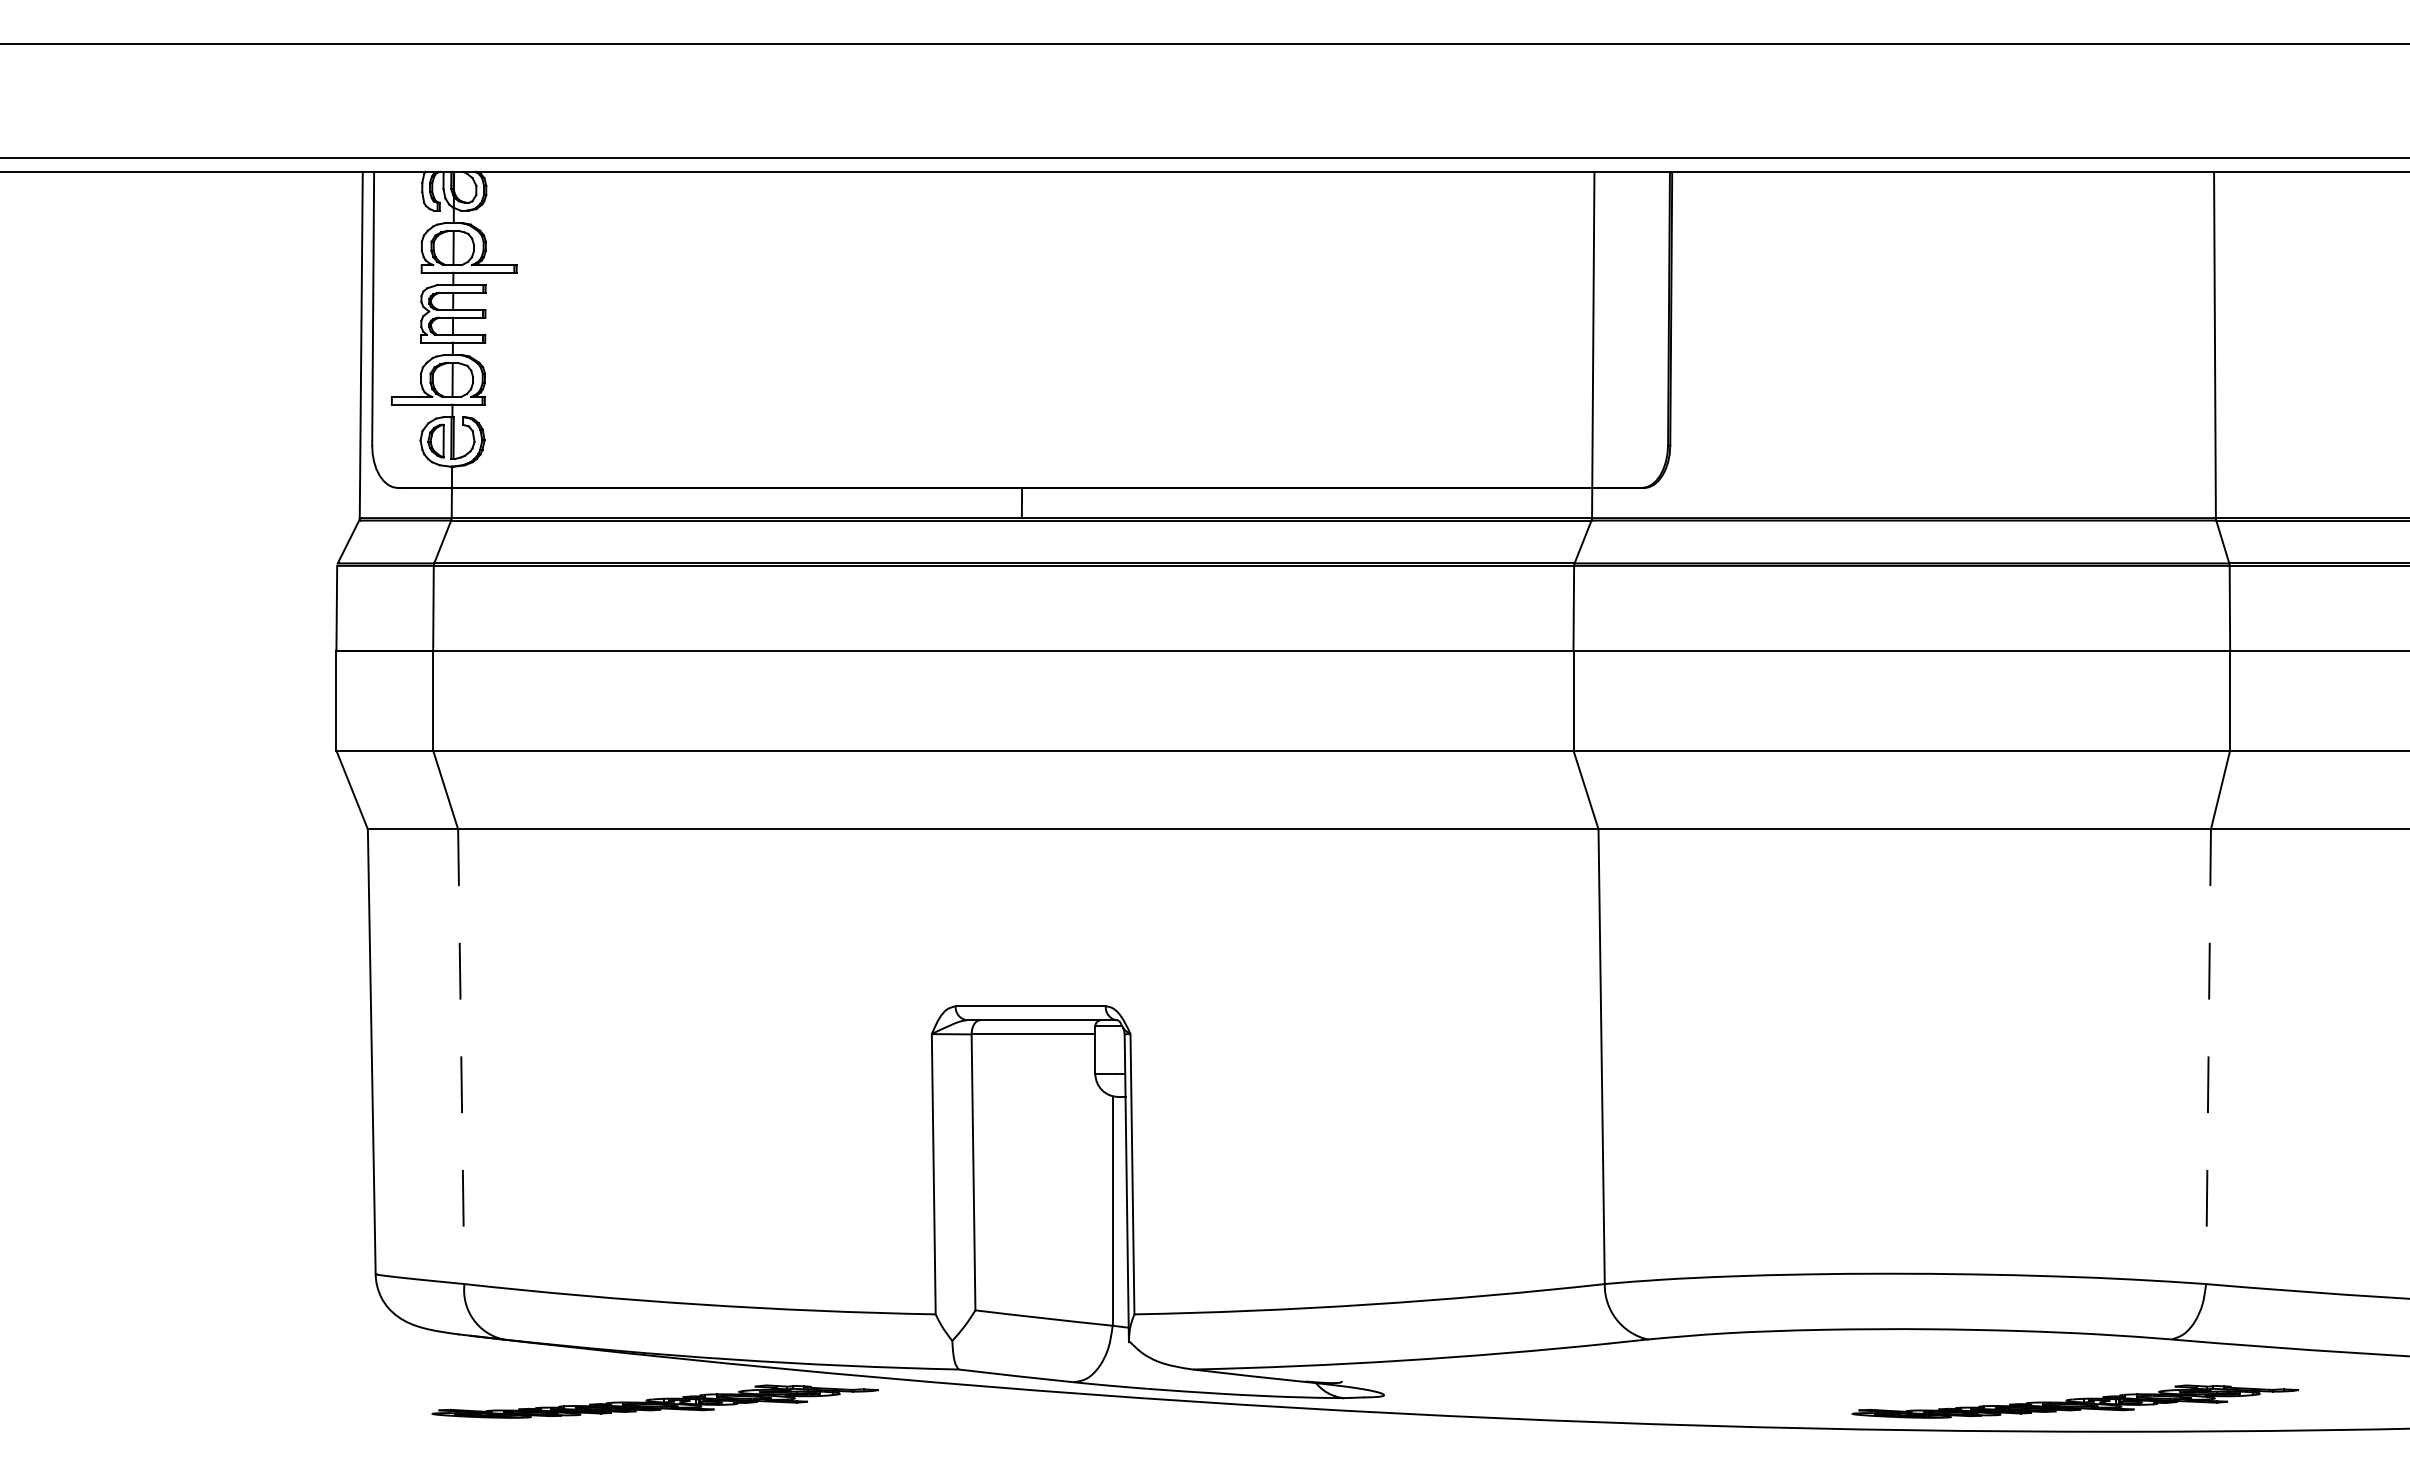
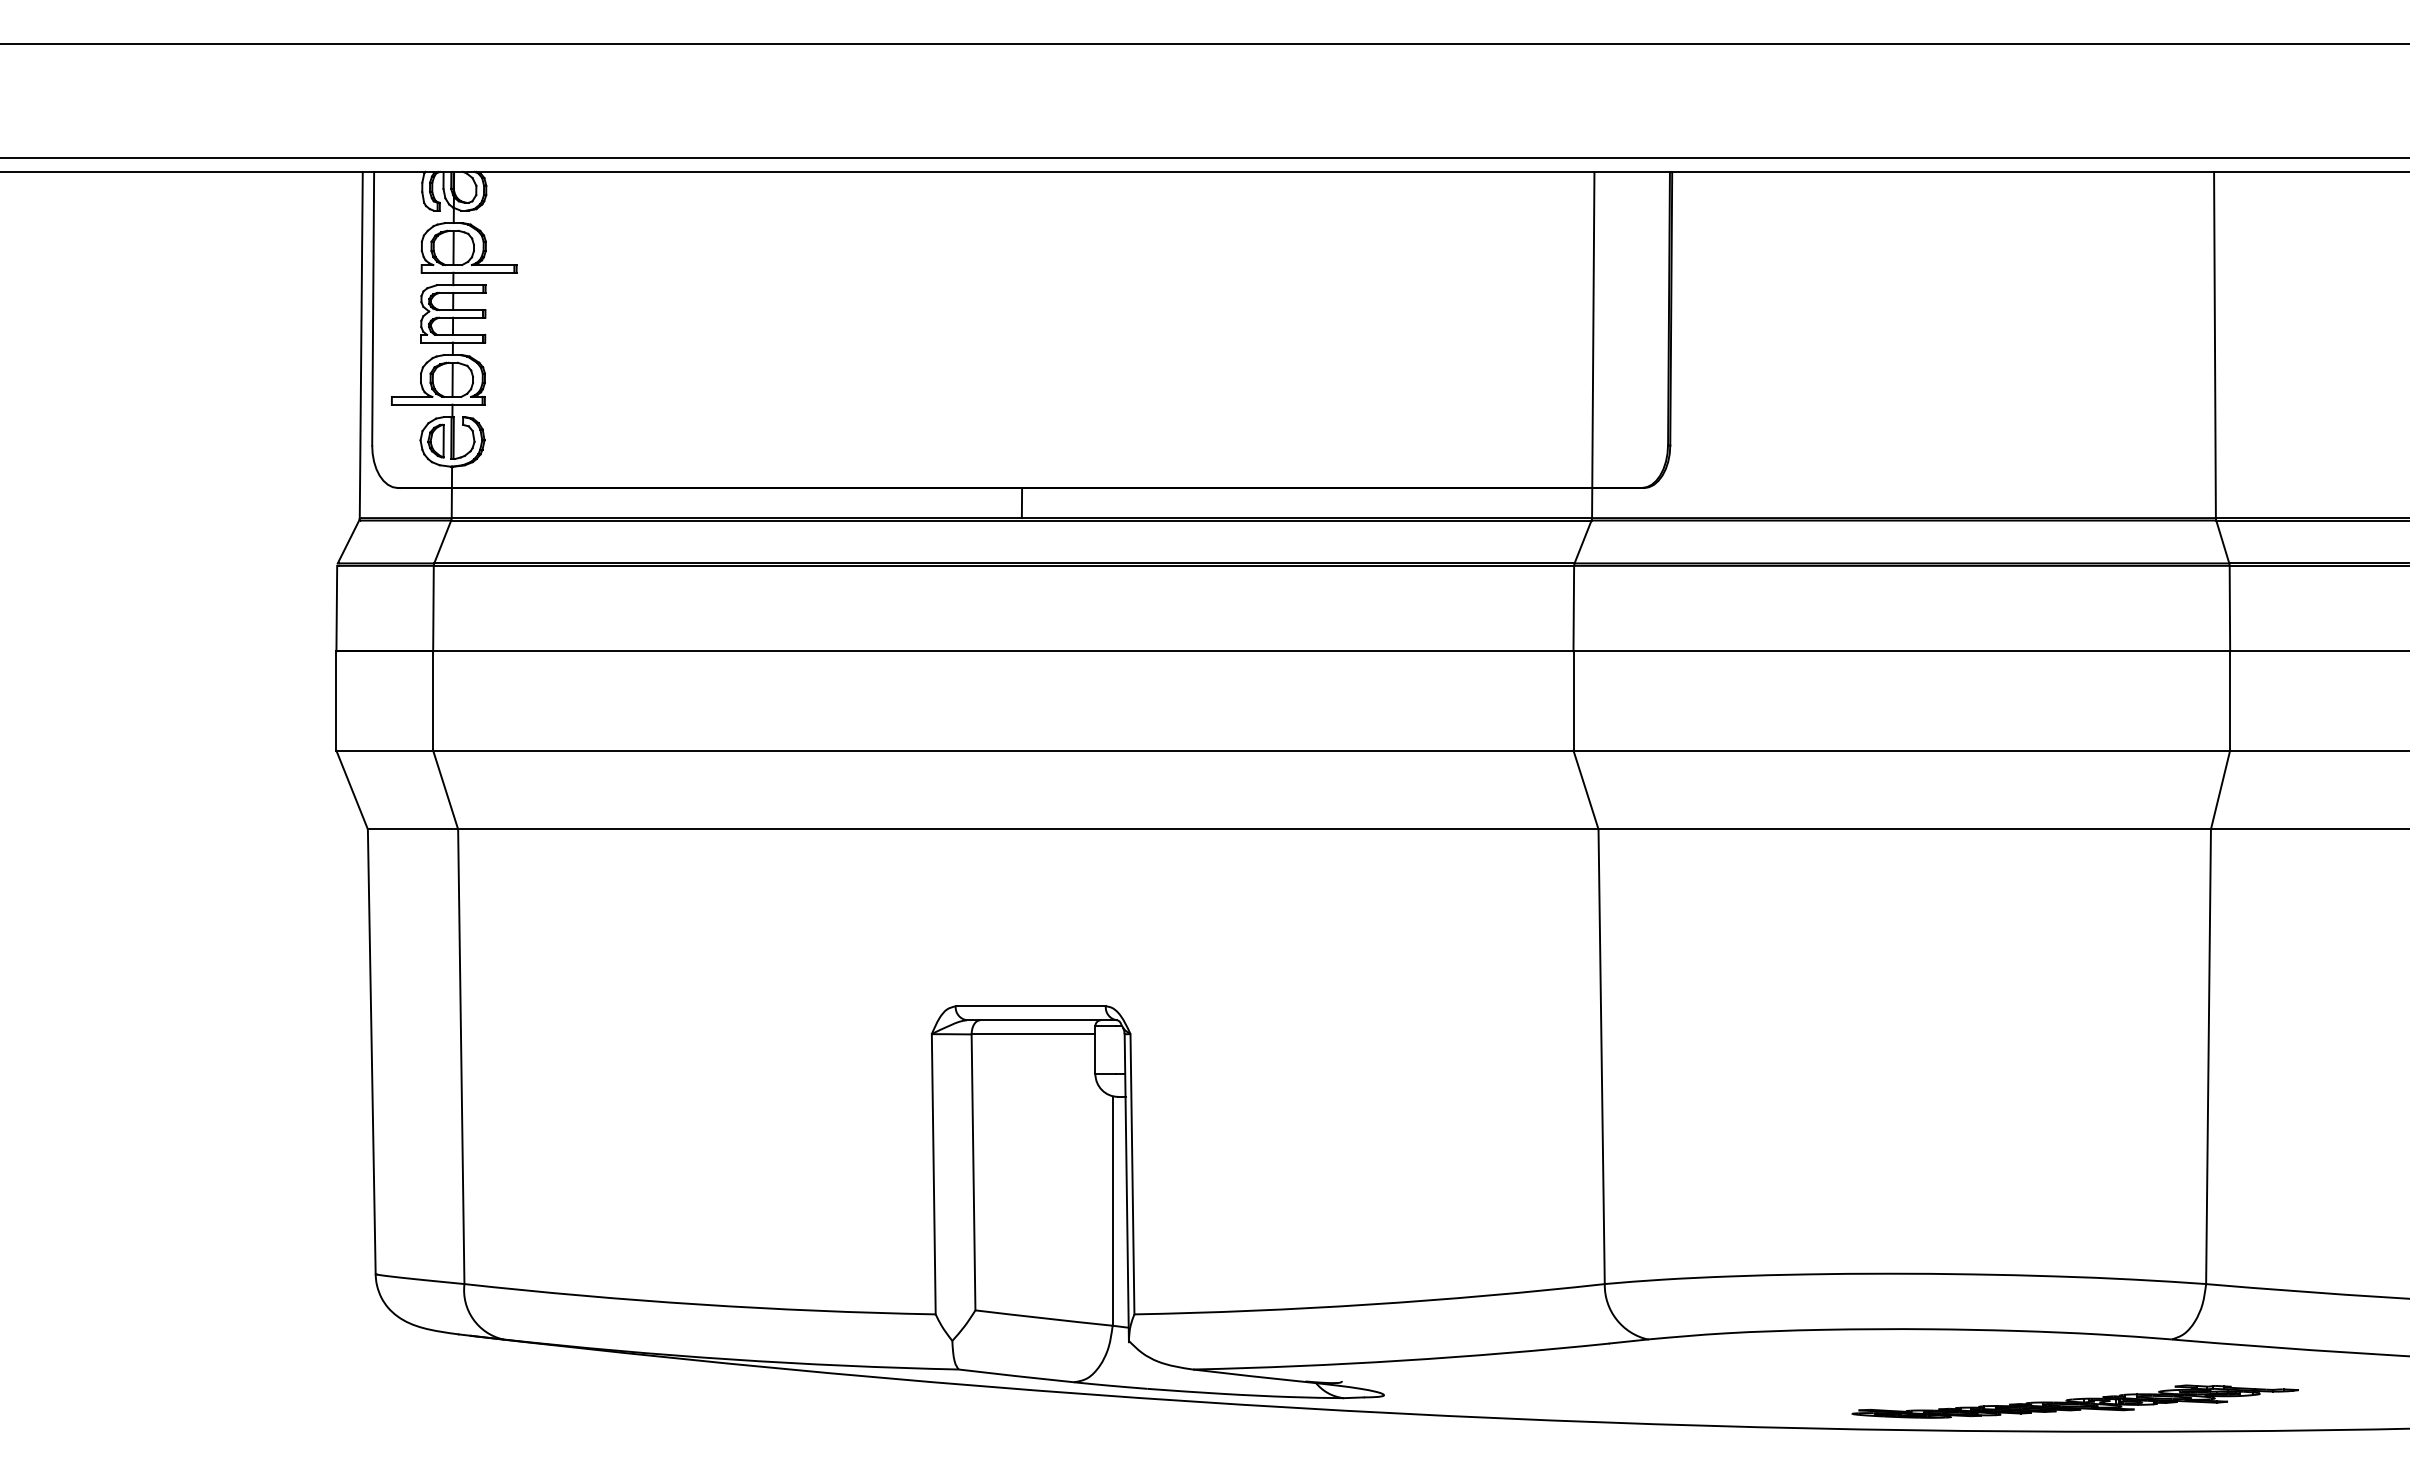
line: dashed -> solid (461, 1057)
line: dashed -> solid (2208, 1057)
part: present -> none (654, 1401)
